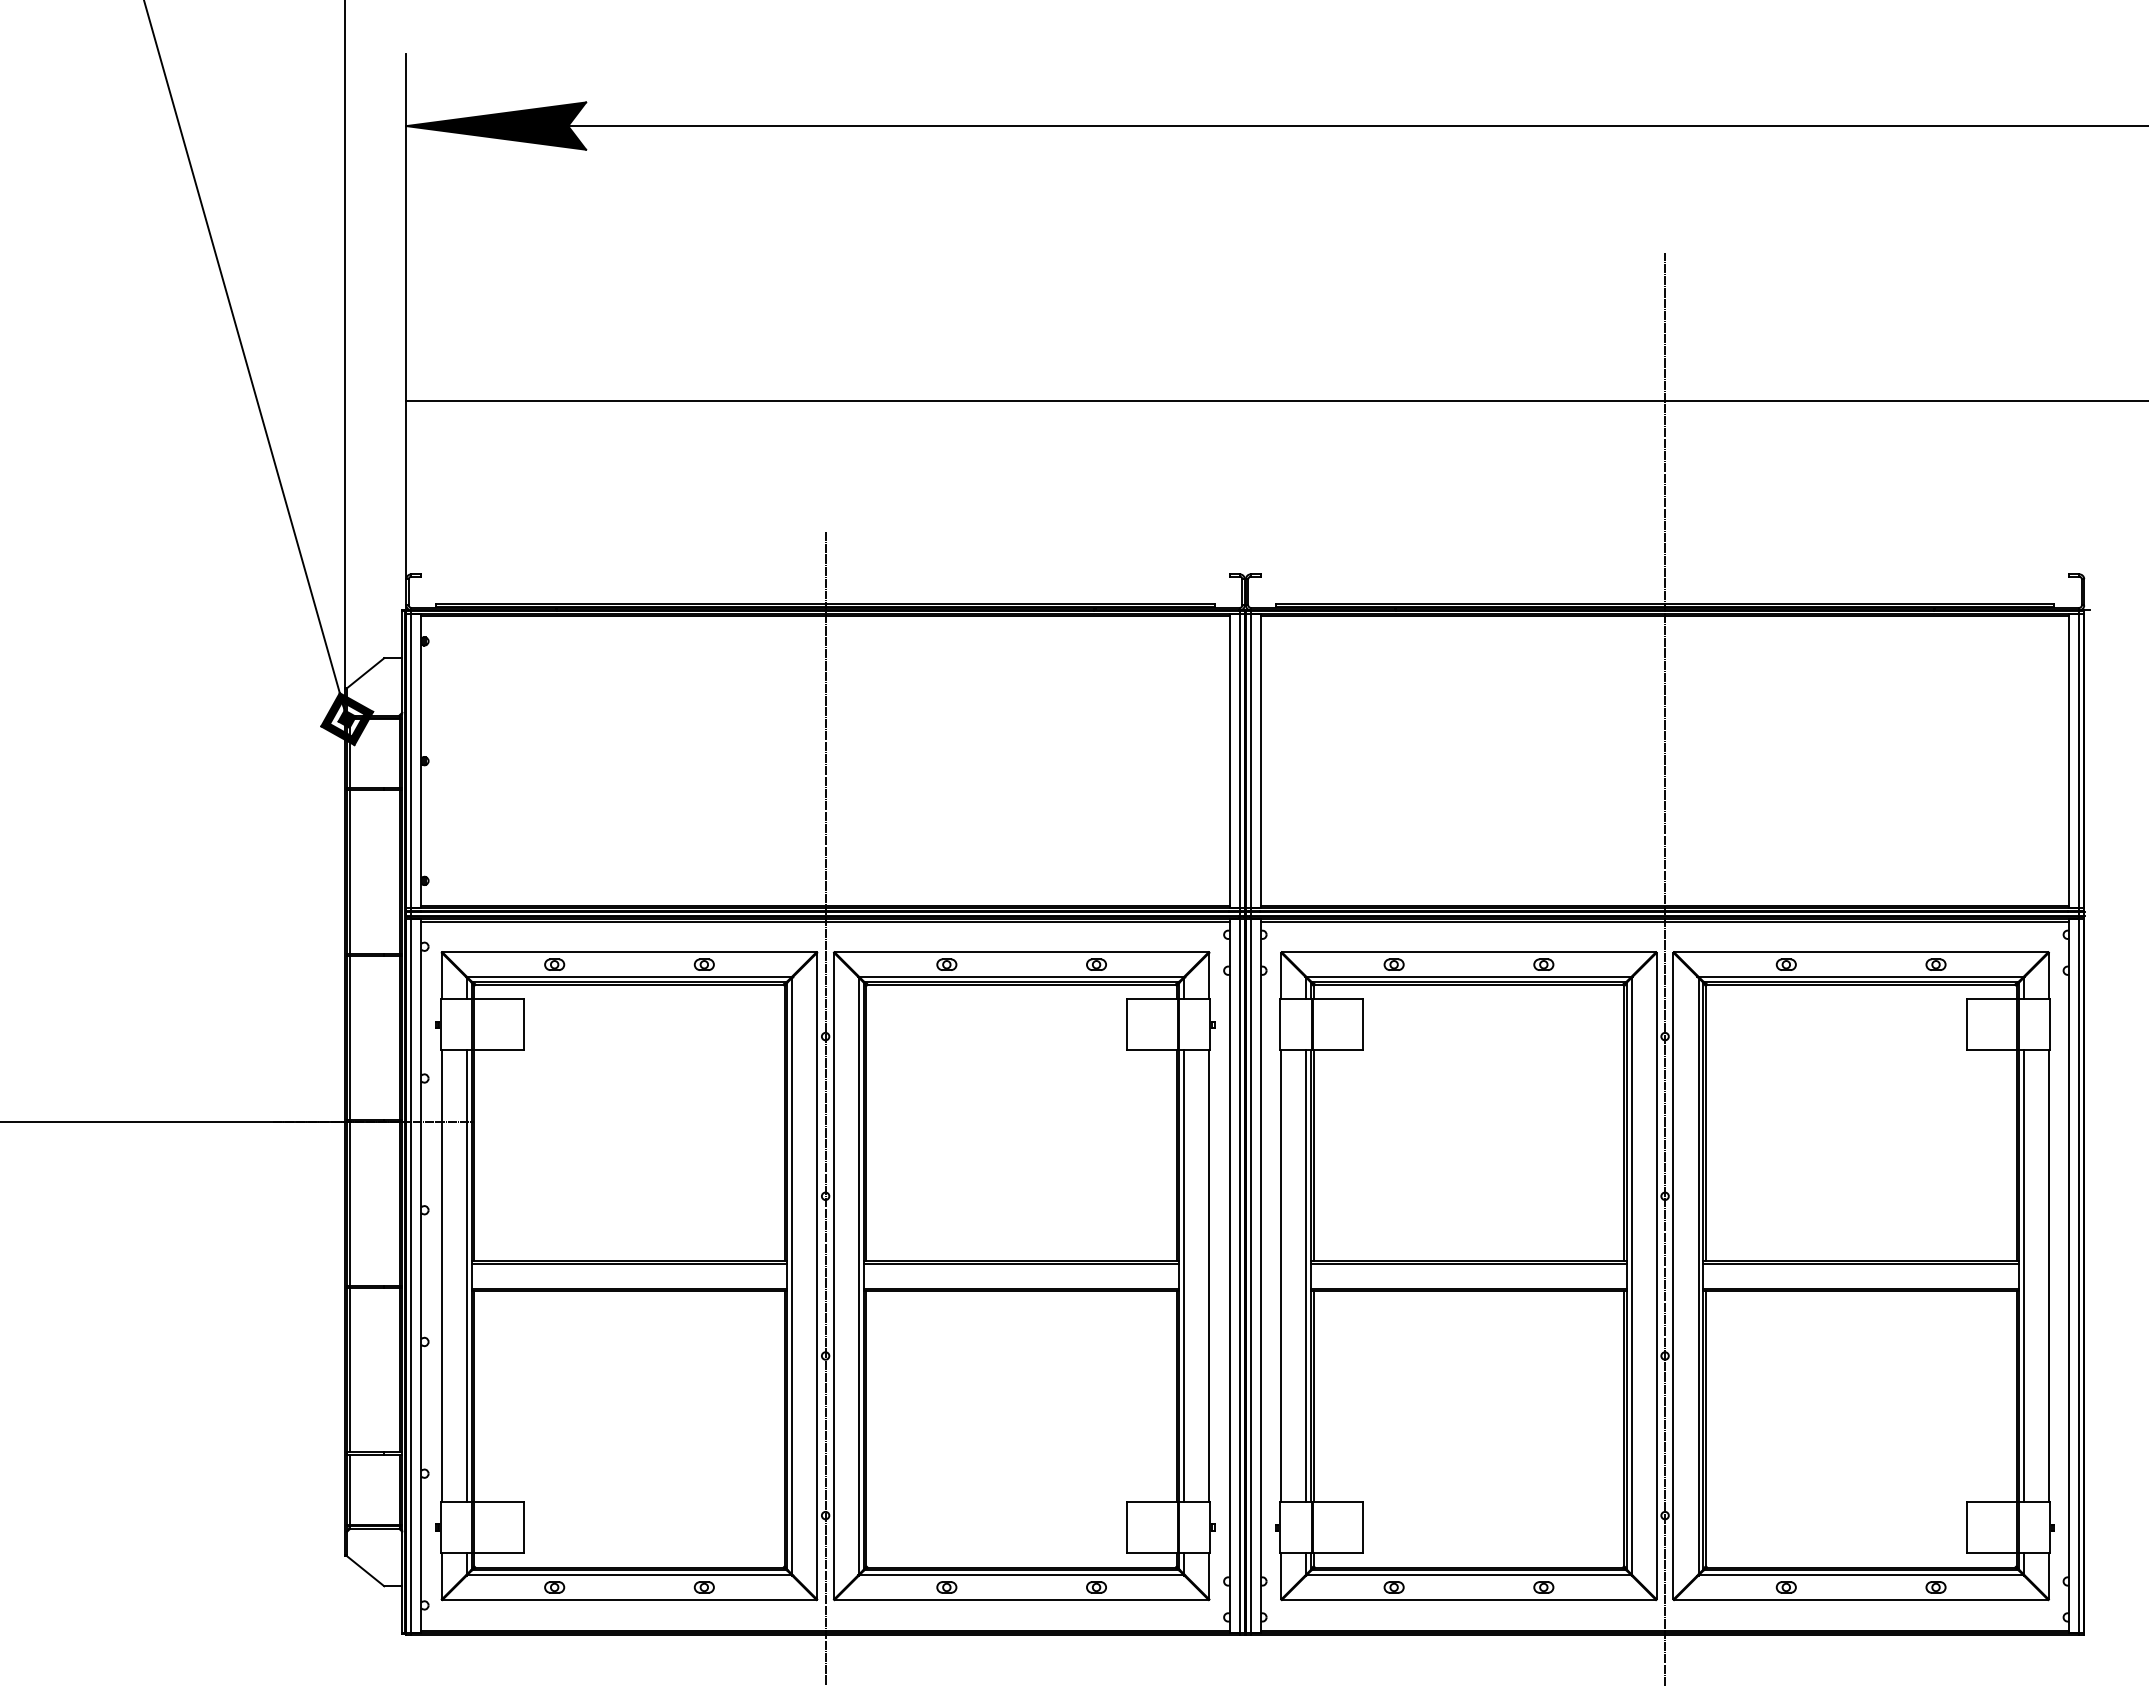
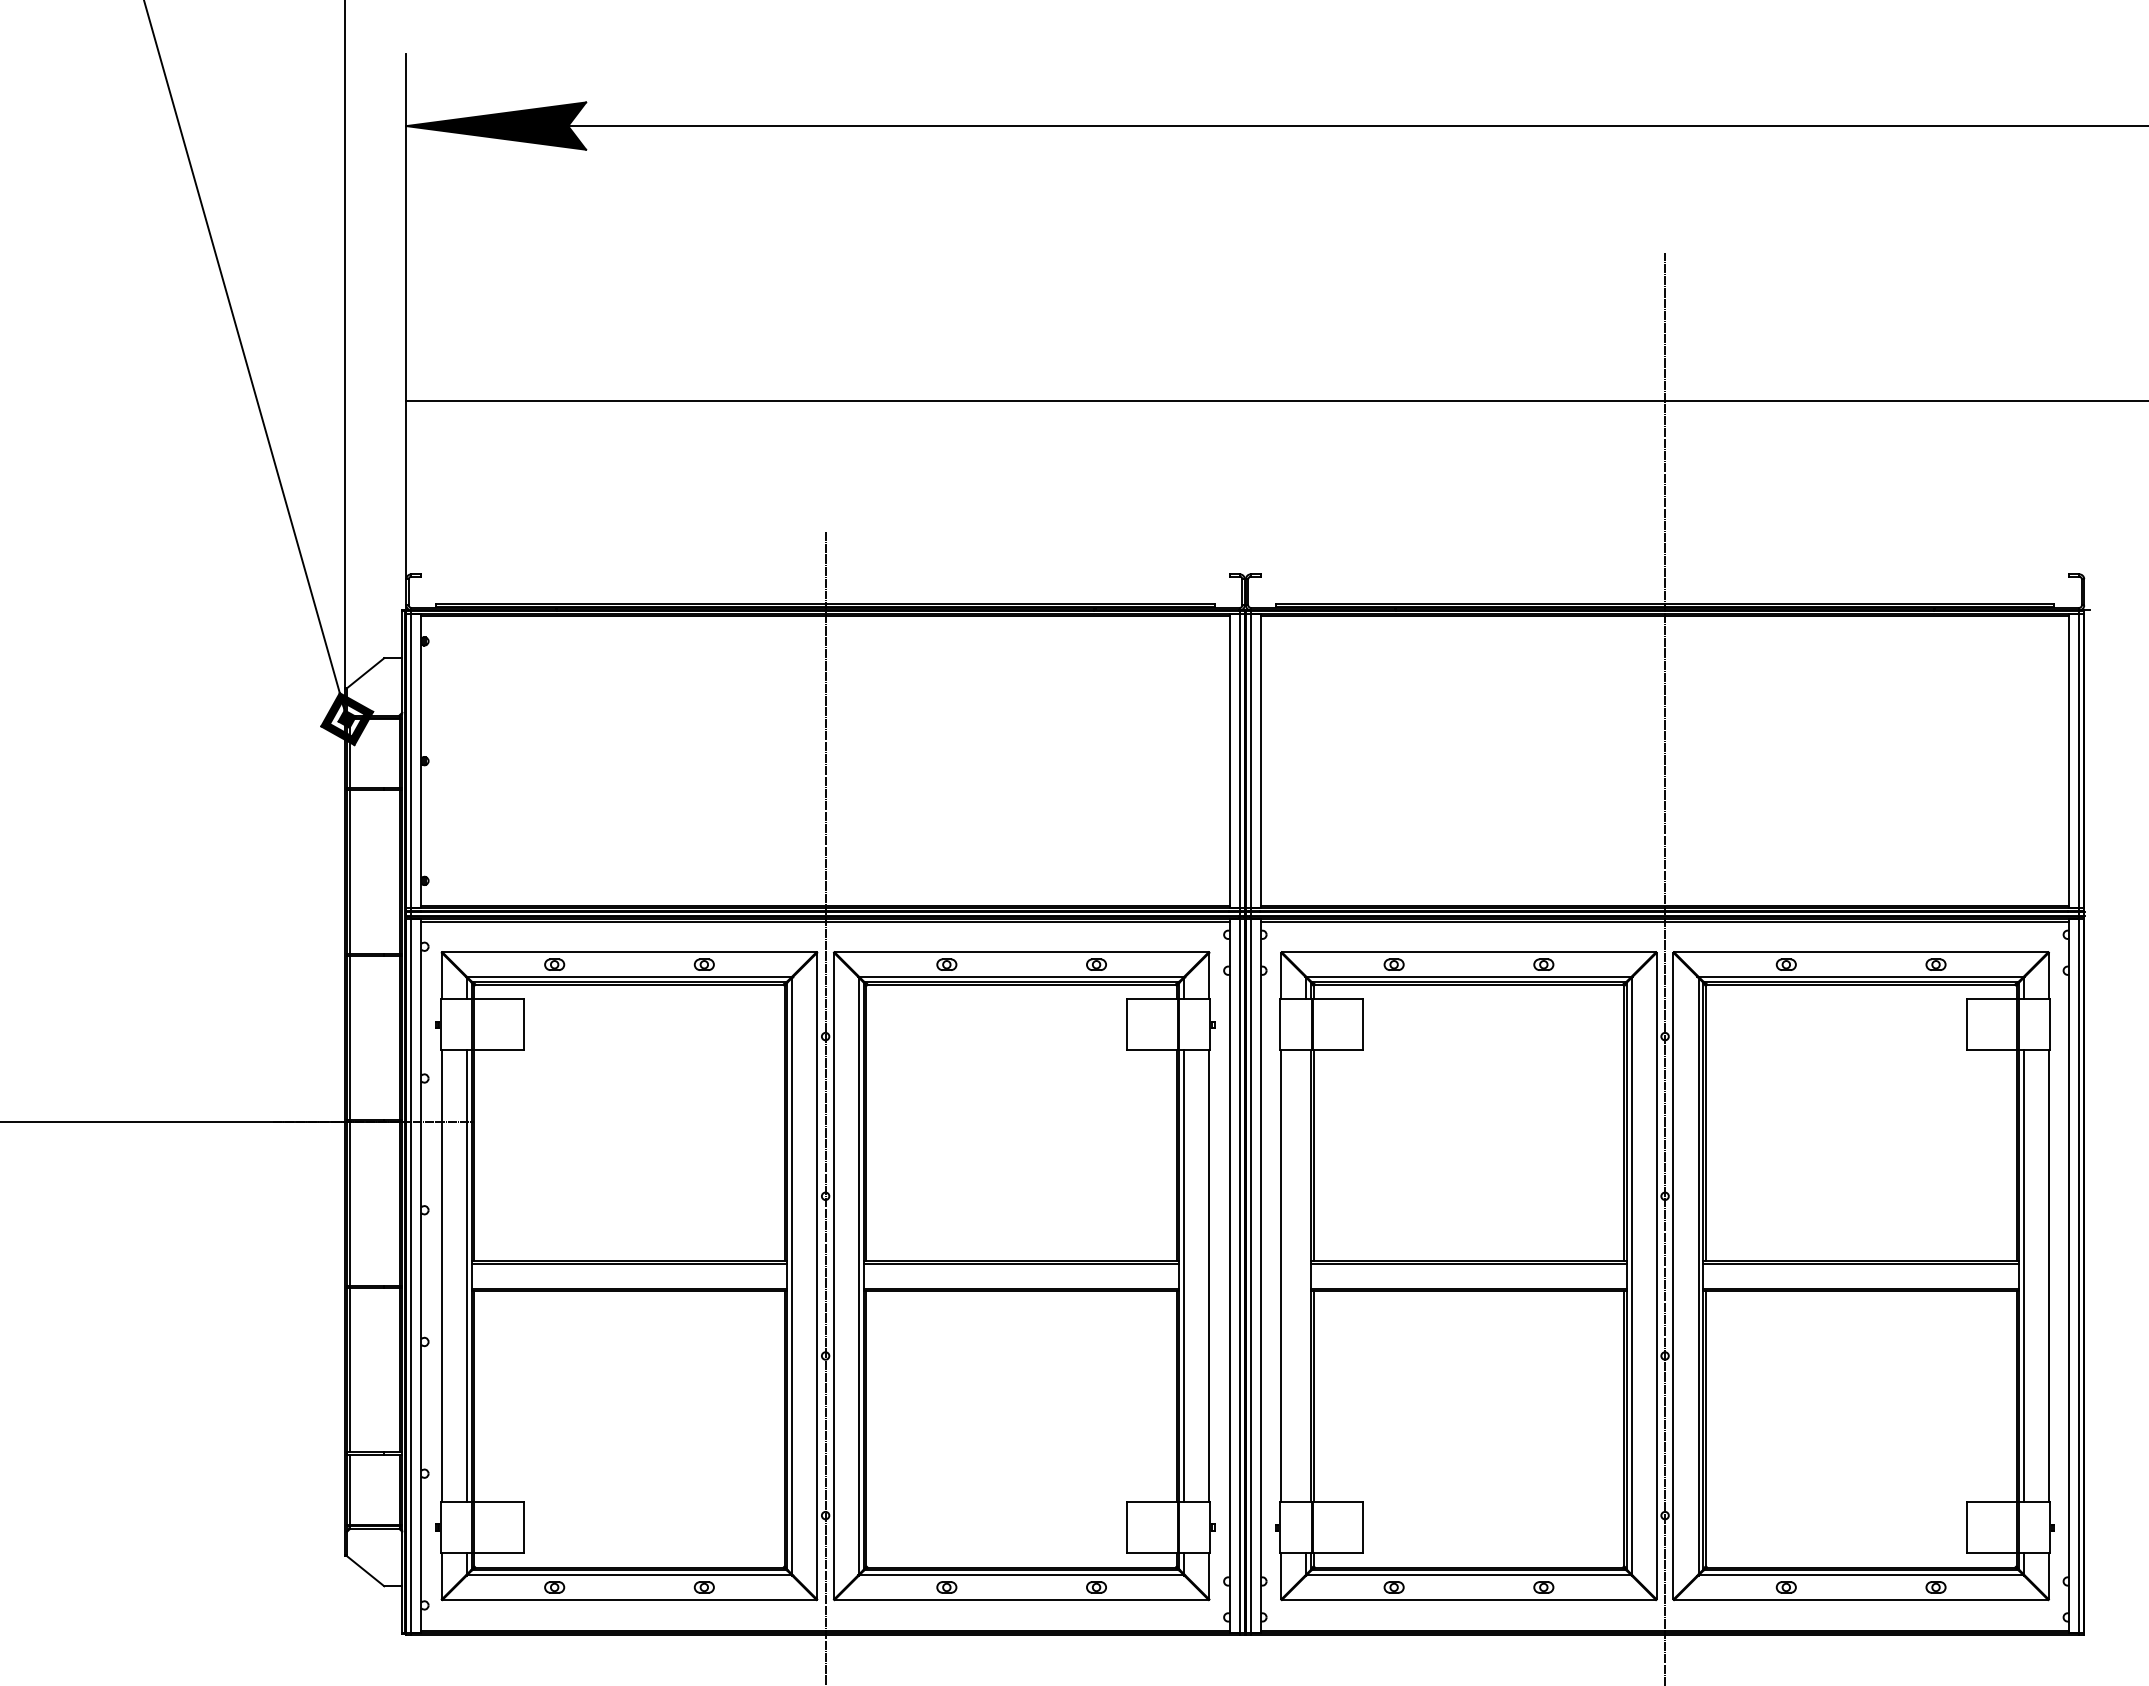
line: present -> none (1306, 1275)
